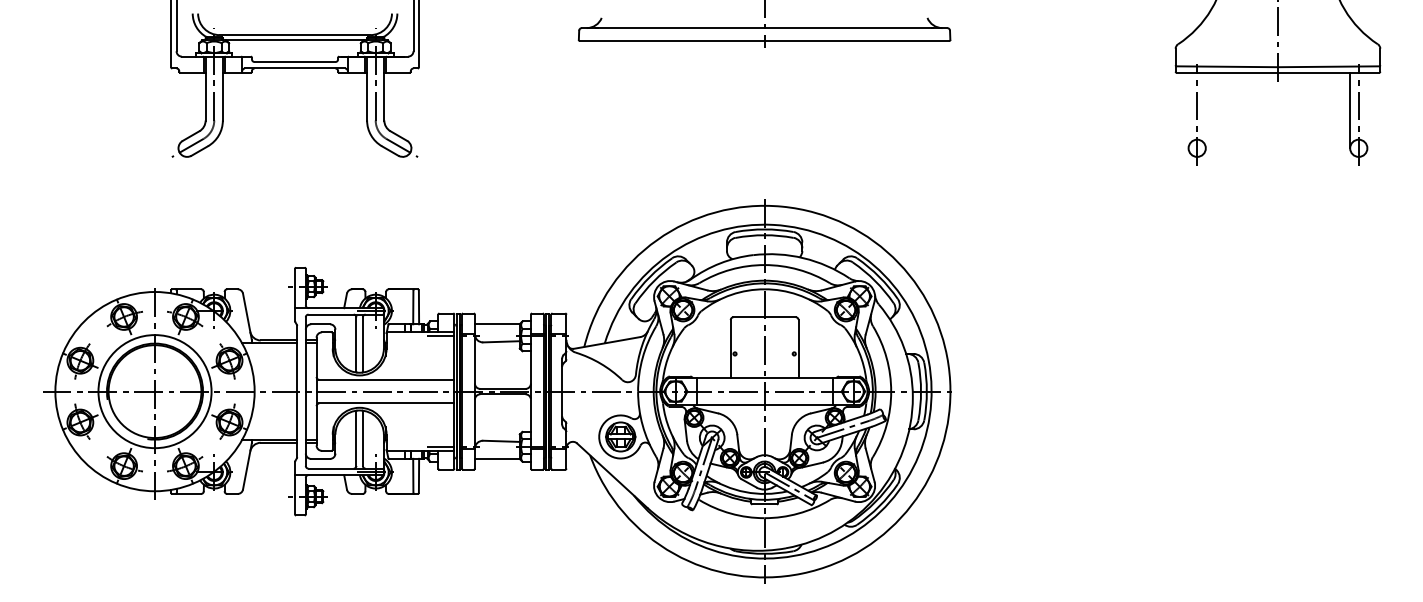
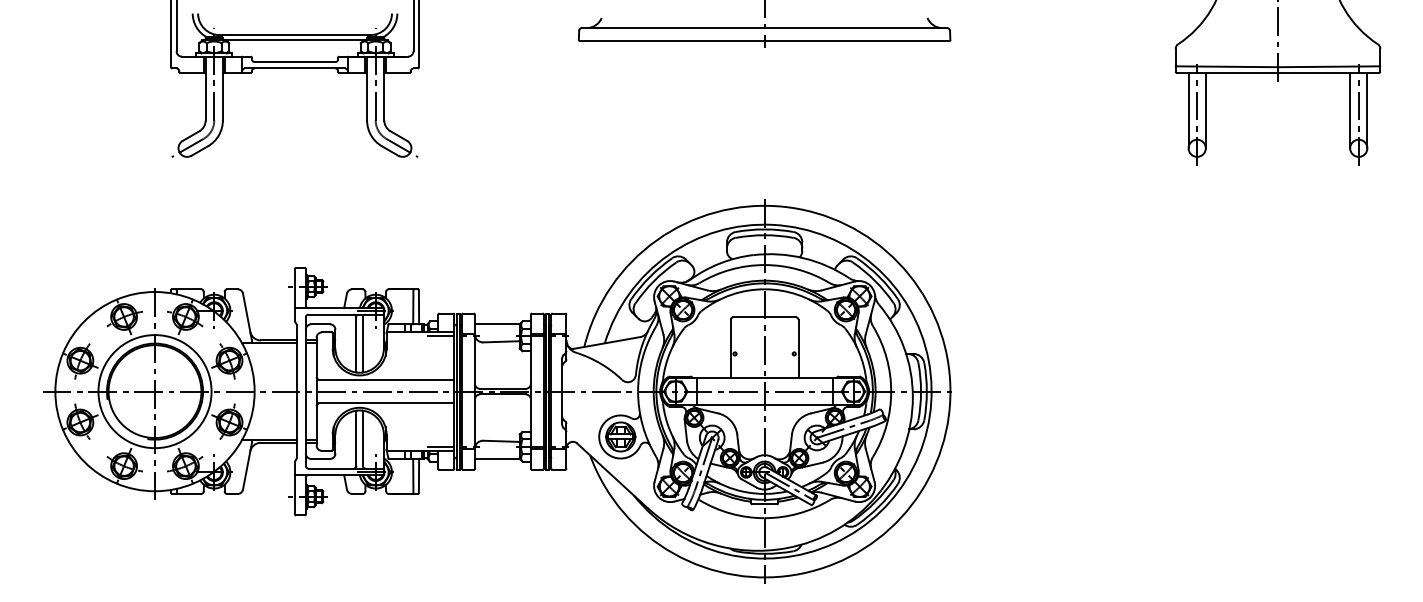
line: none -> present (1188, 110)
line: none -> present (1205, 110)
line: none -> present (1367, 110)
